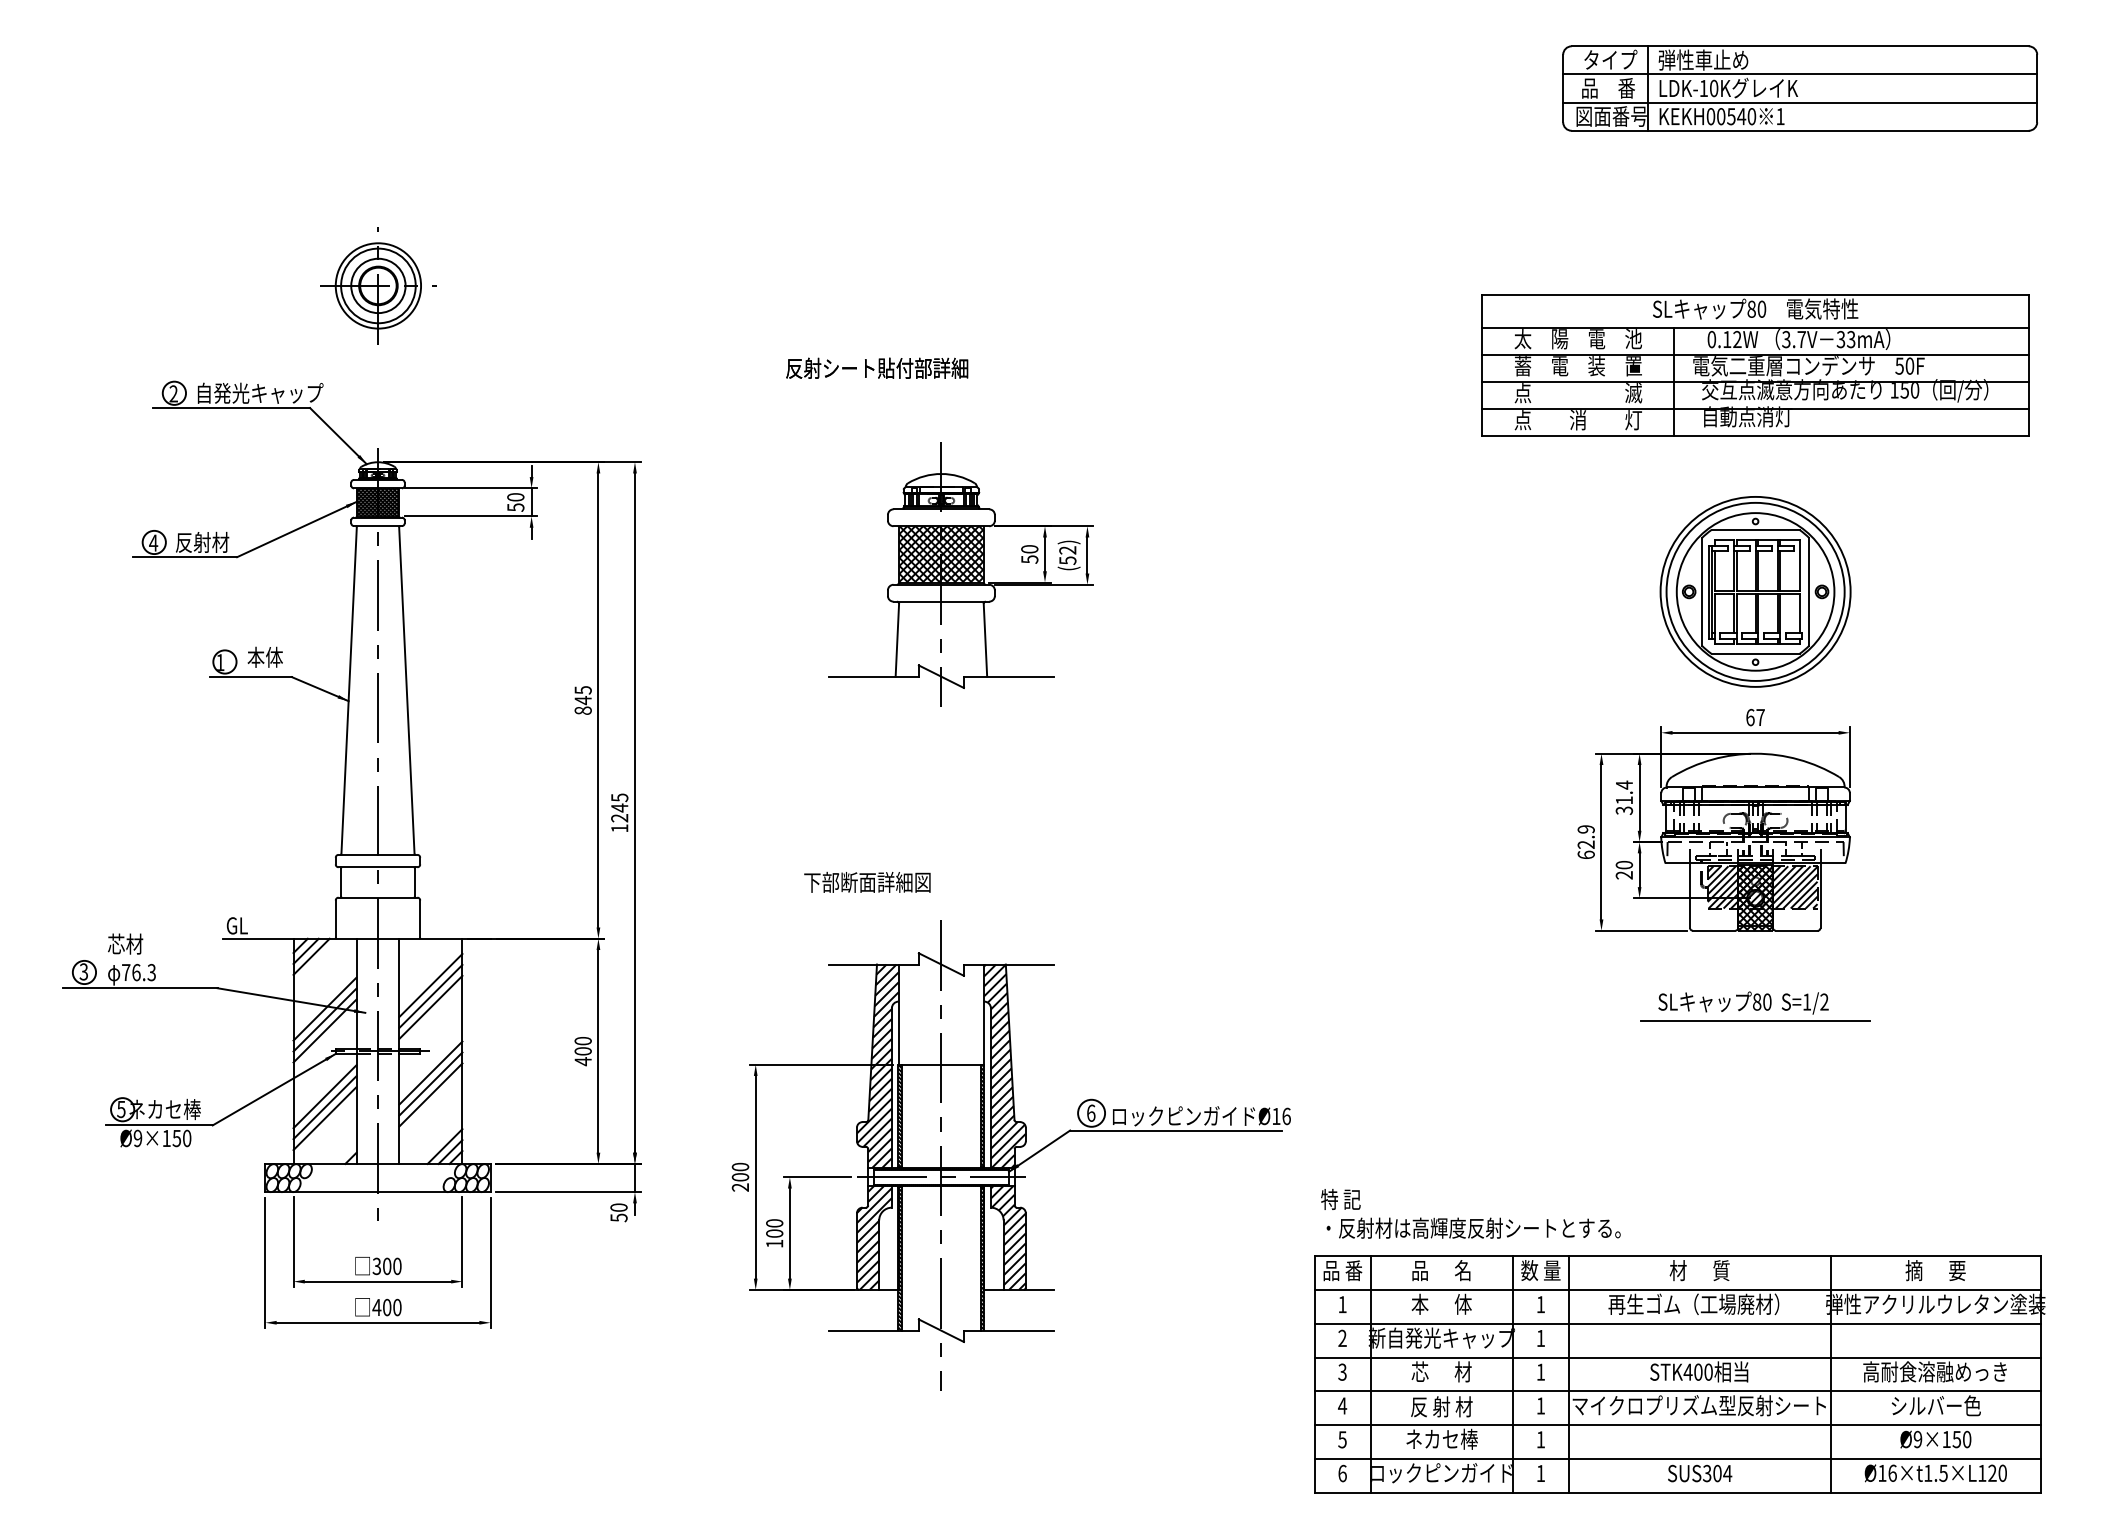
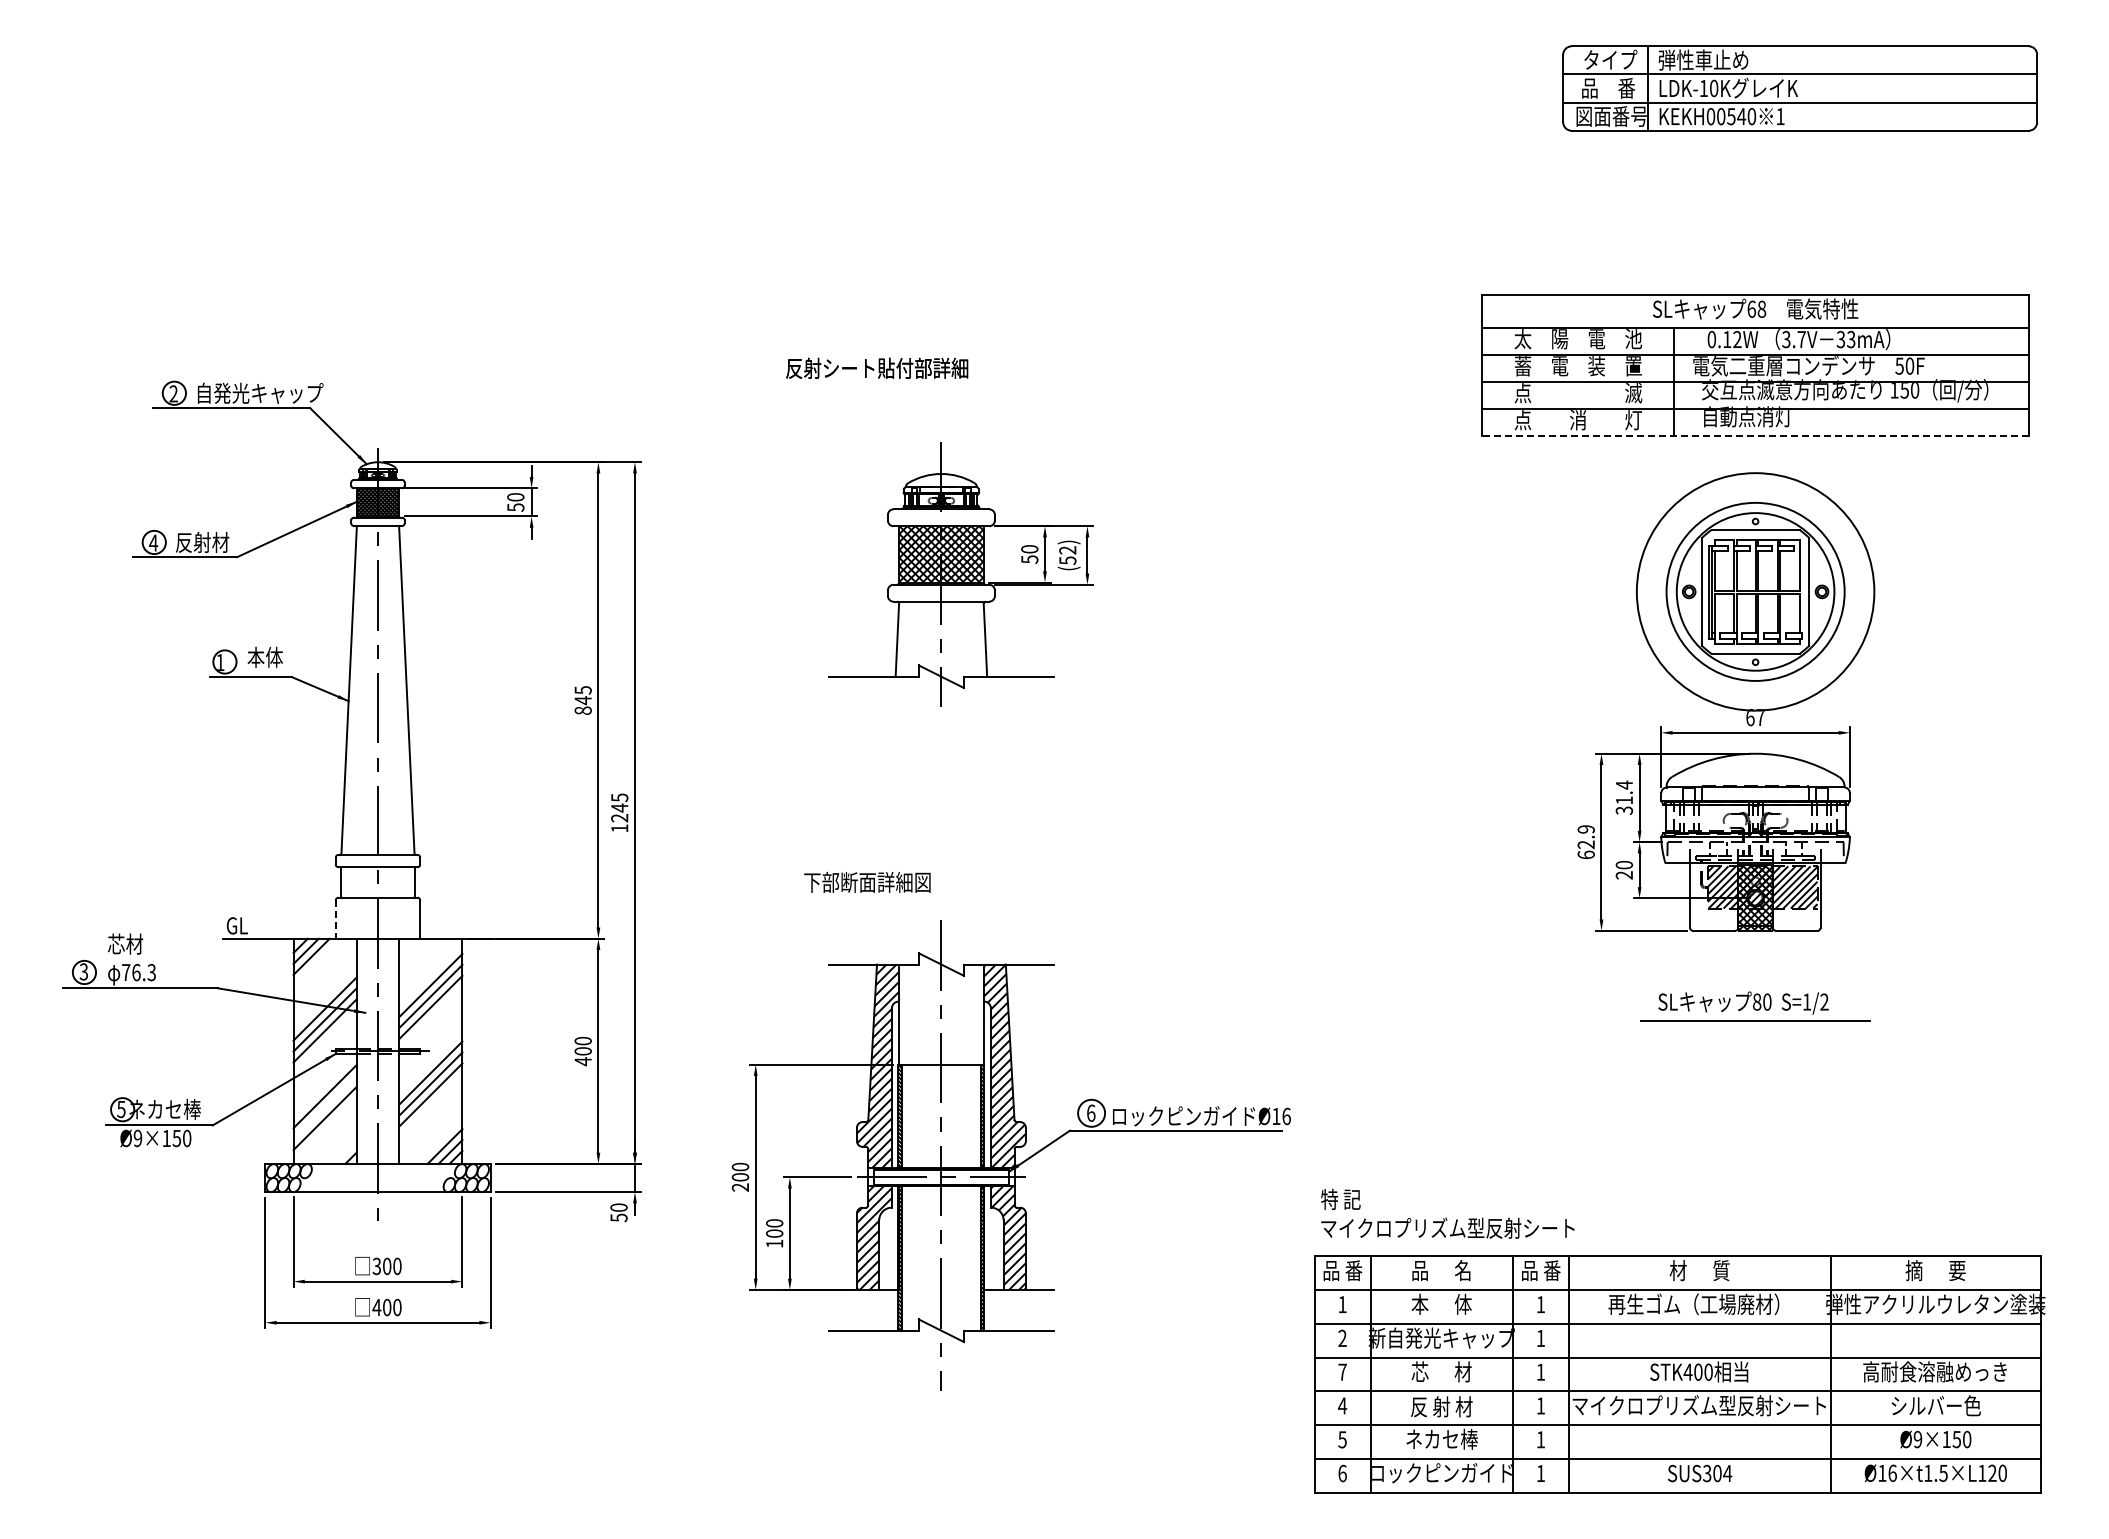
part: present -> none (378, 285)
text: 80 -> 68 (1756, 308)
line: solid -> dashed (1755, 435)
circle diameter: 190 px -> 238 px (1755, 591)
line: solid -> dashed (335, 919)
line: present -> none (324, 1107)
text: ・反射材は高輝度反射シートとする。 -> マイクロプリズム型反射シート (1470, 1227)
text: 数 量 -> 品 番 (1540, 1270)
text: 3 -> 7 (1342, 1371)
